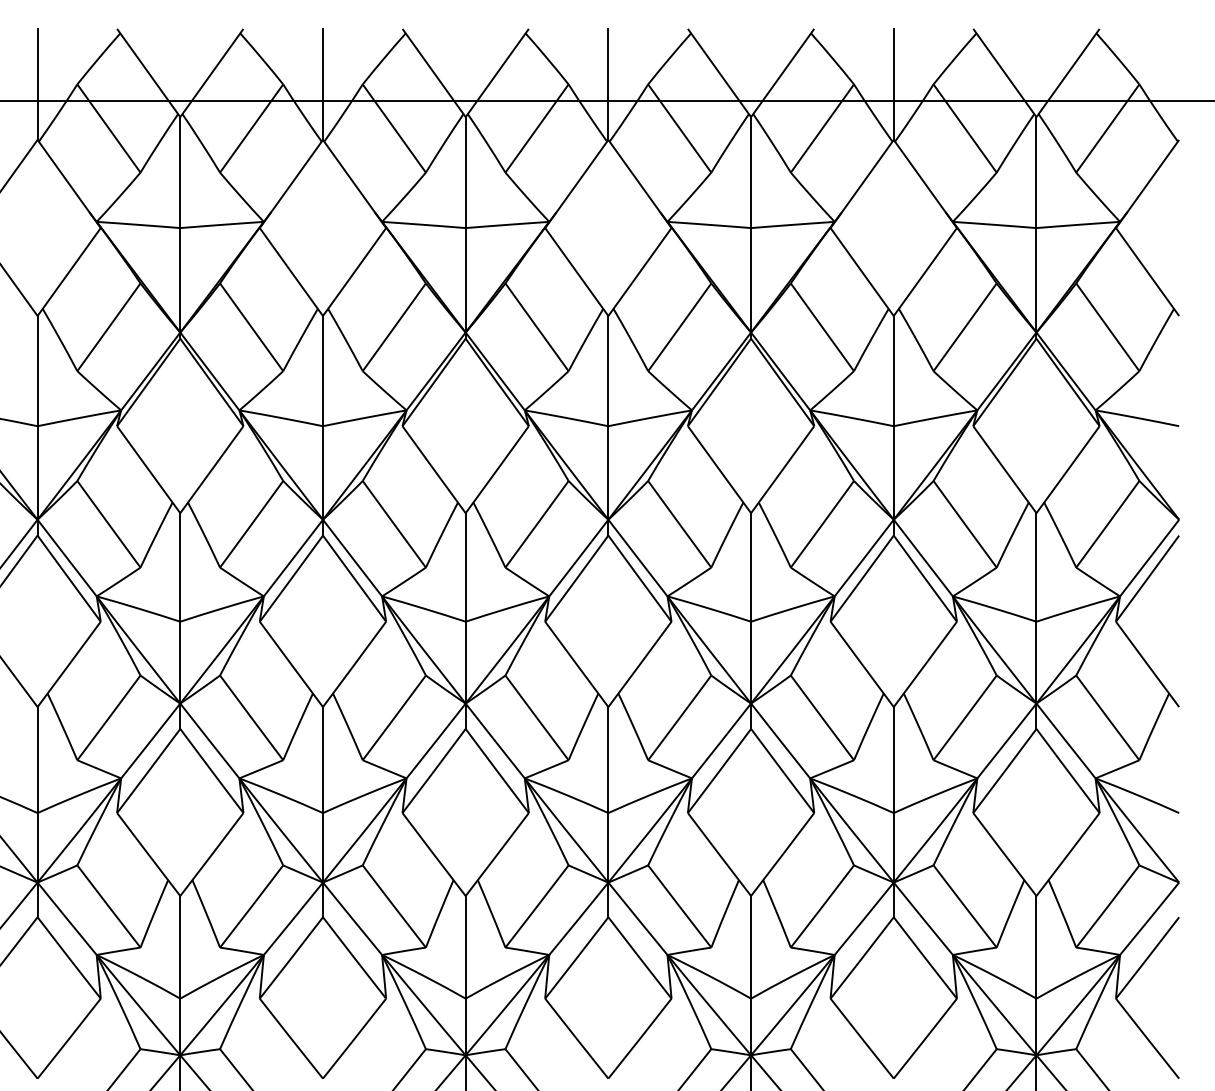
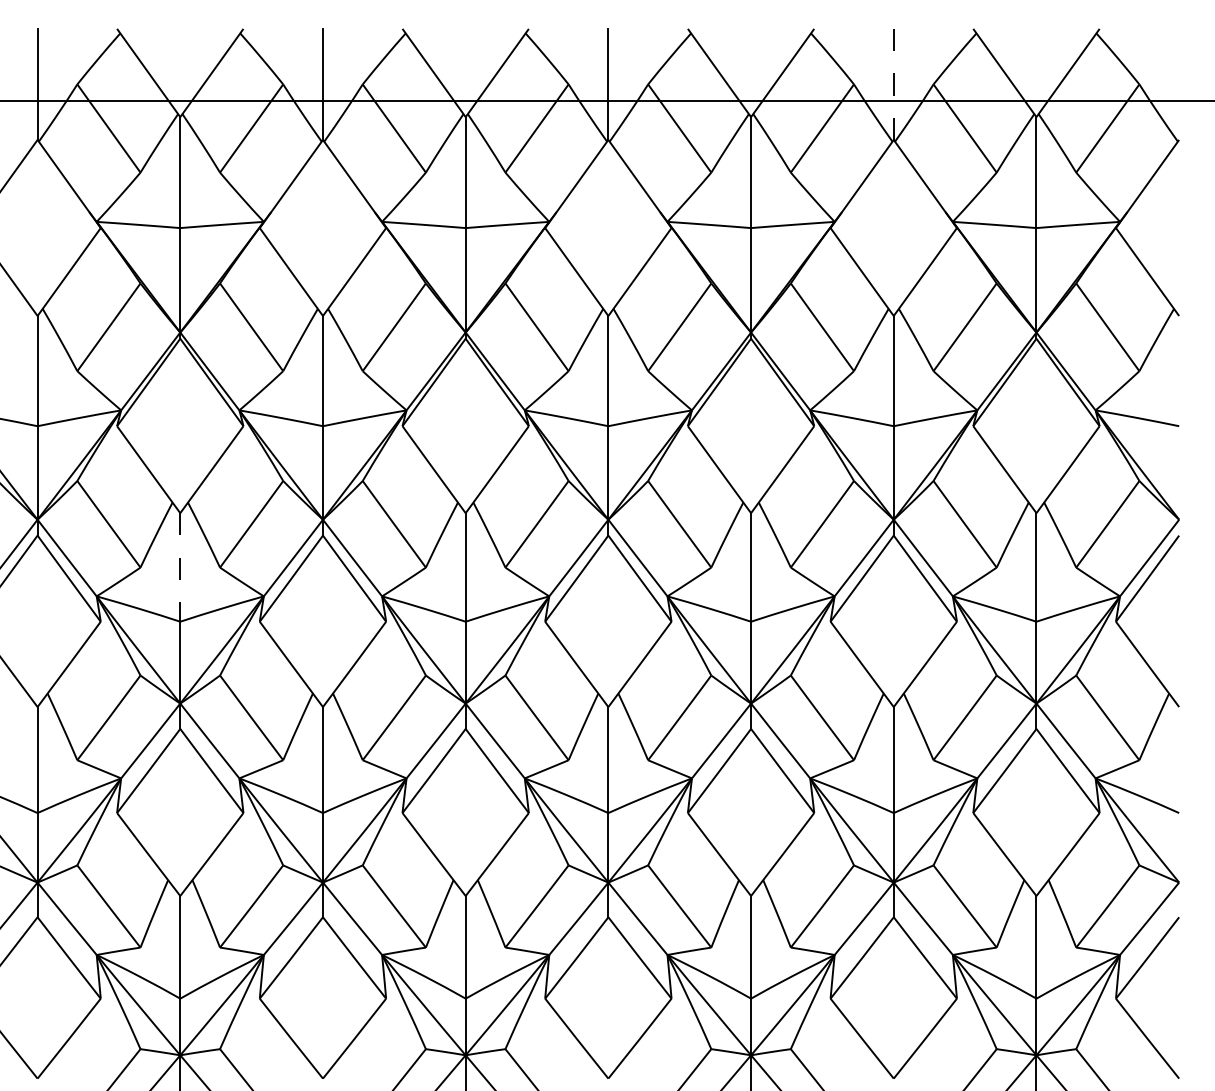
line: solid -> dashed (893, 84)
line: solid -> dashed (180, 567)
